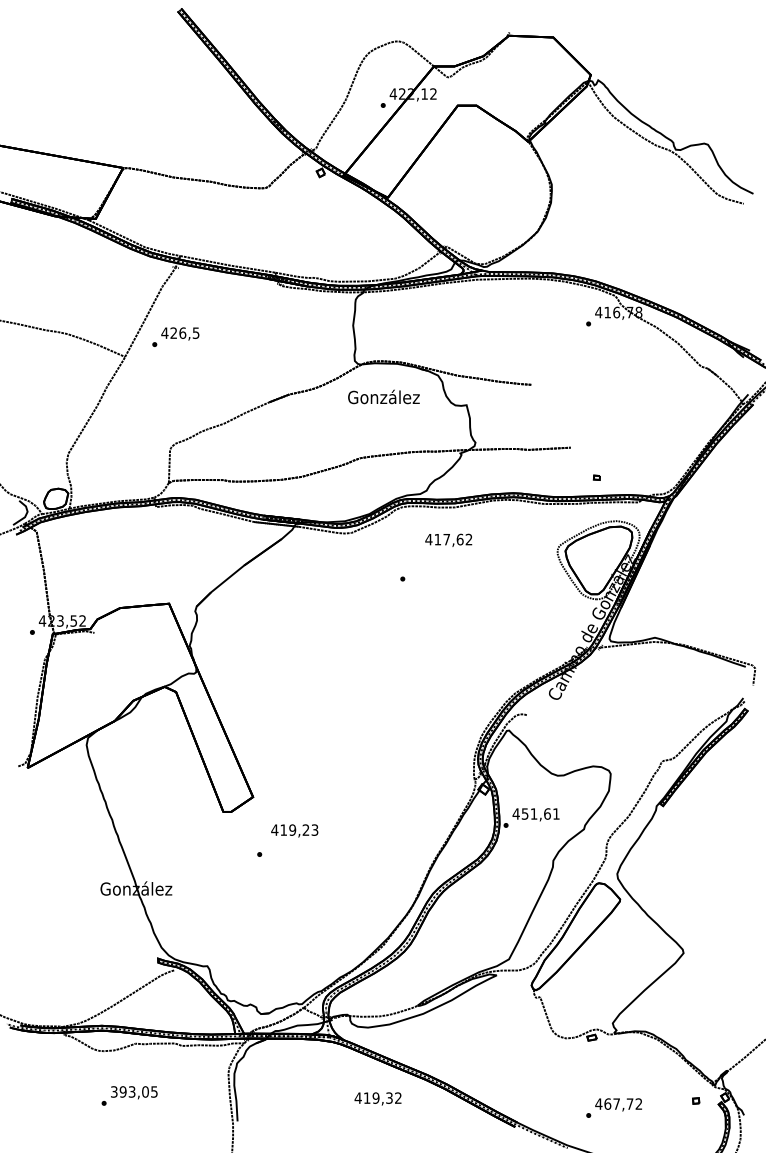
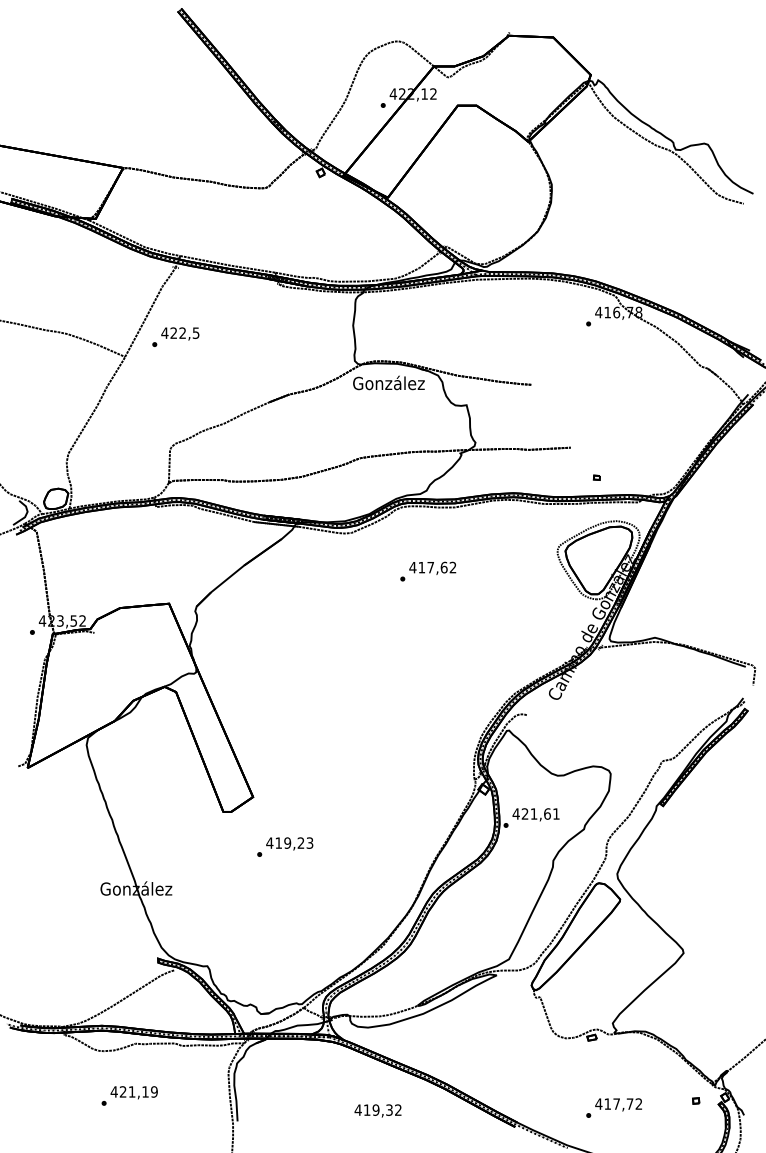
text: 426,5 -> 422,5 (182, 332)
text position: (383, 396) -> (388, 382) (388, 382)
text position: (448, 539) -> (432, 567) (432, 567)
text: 451,61 -> 421,61 (524, 813)
text position: (294, 830) -> (289, 843) (289, 843)
text: 393,05 -> 421,19 (133, 1091)
text position: (377, 1098) -> (377, 1110) (377, 1110)
text: 467,72 -> 417,72 (607, 1103)
